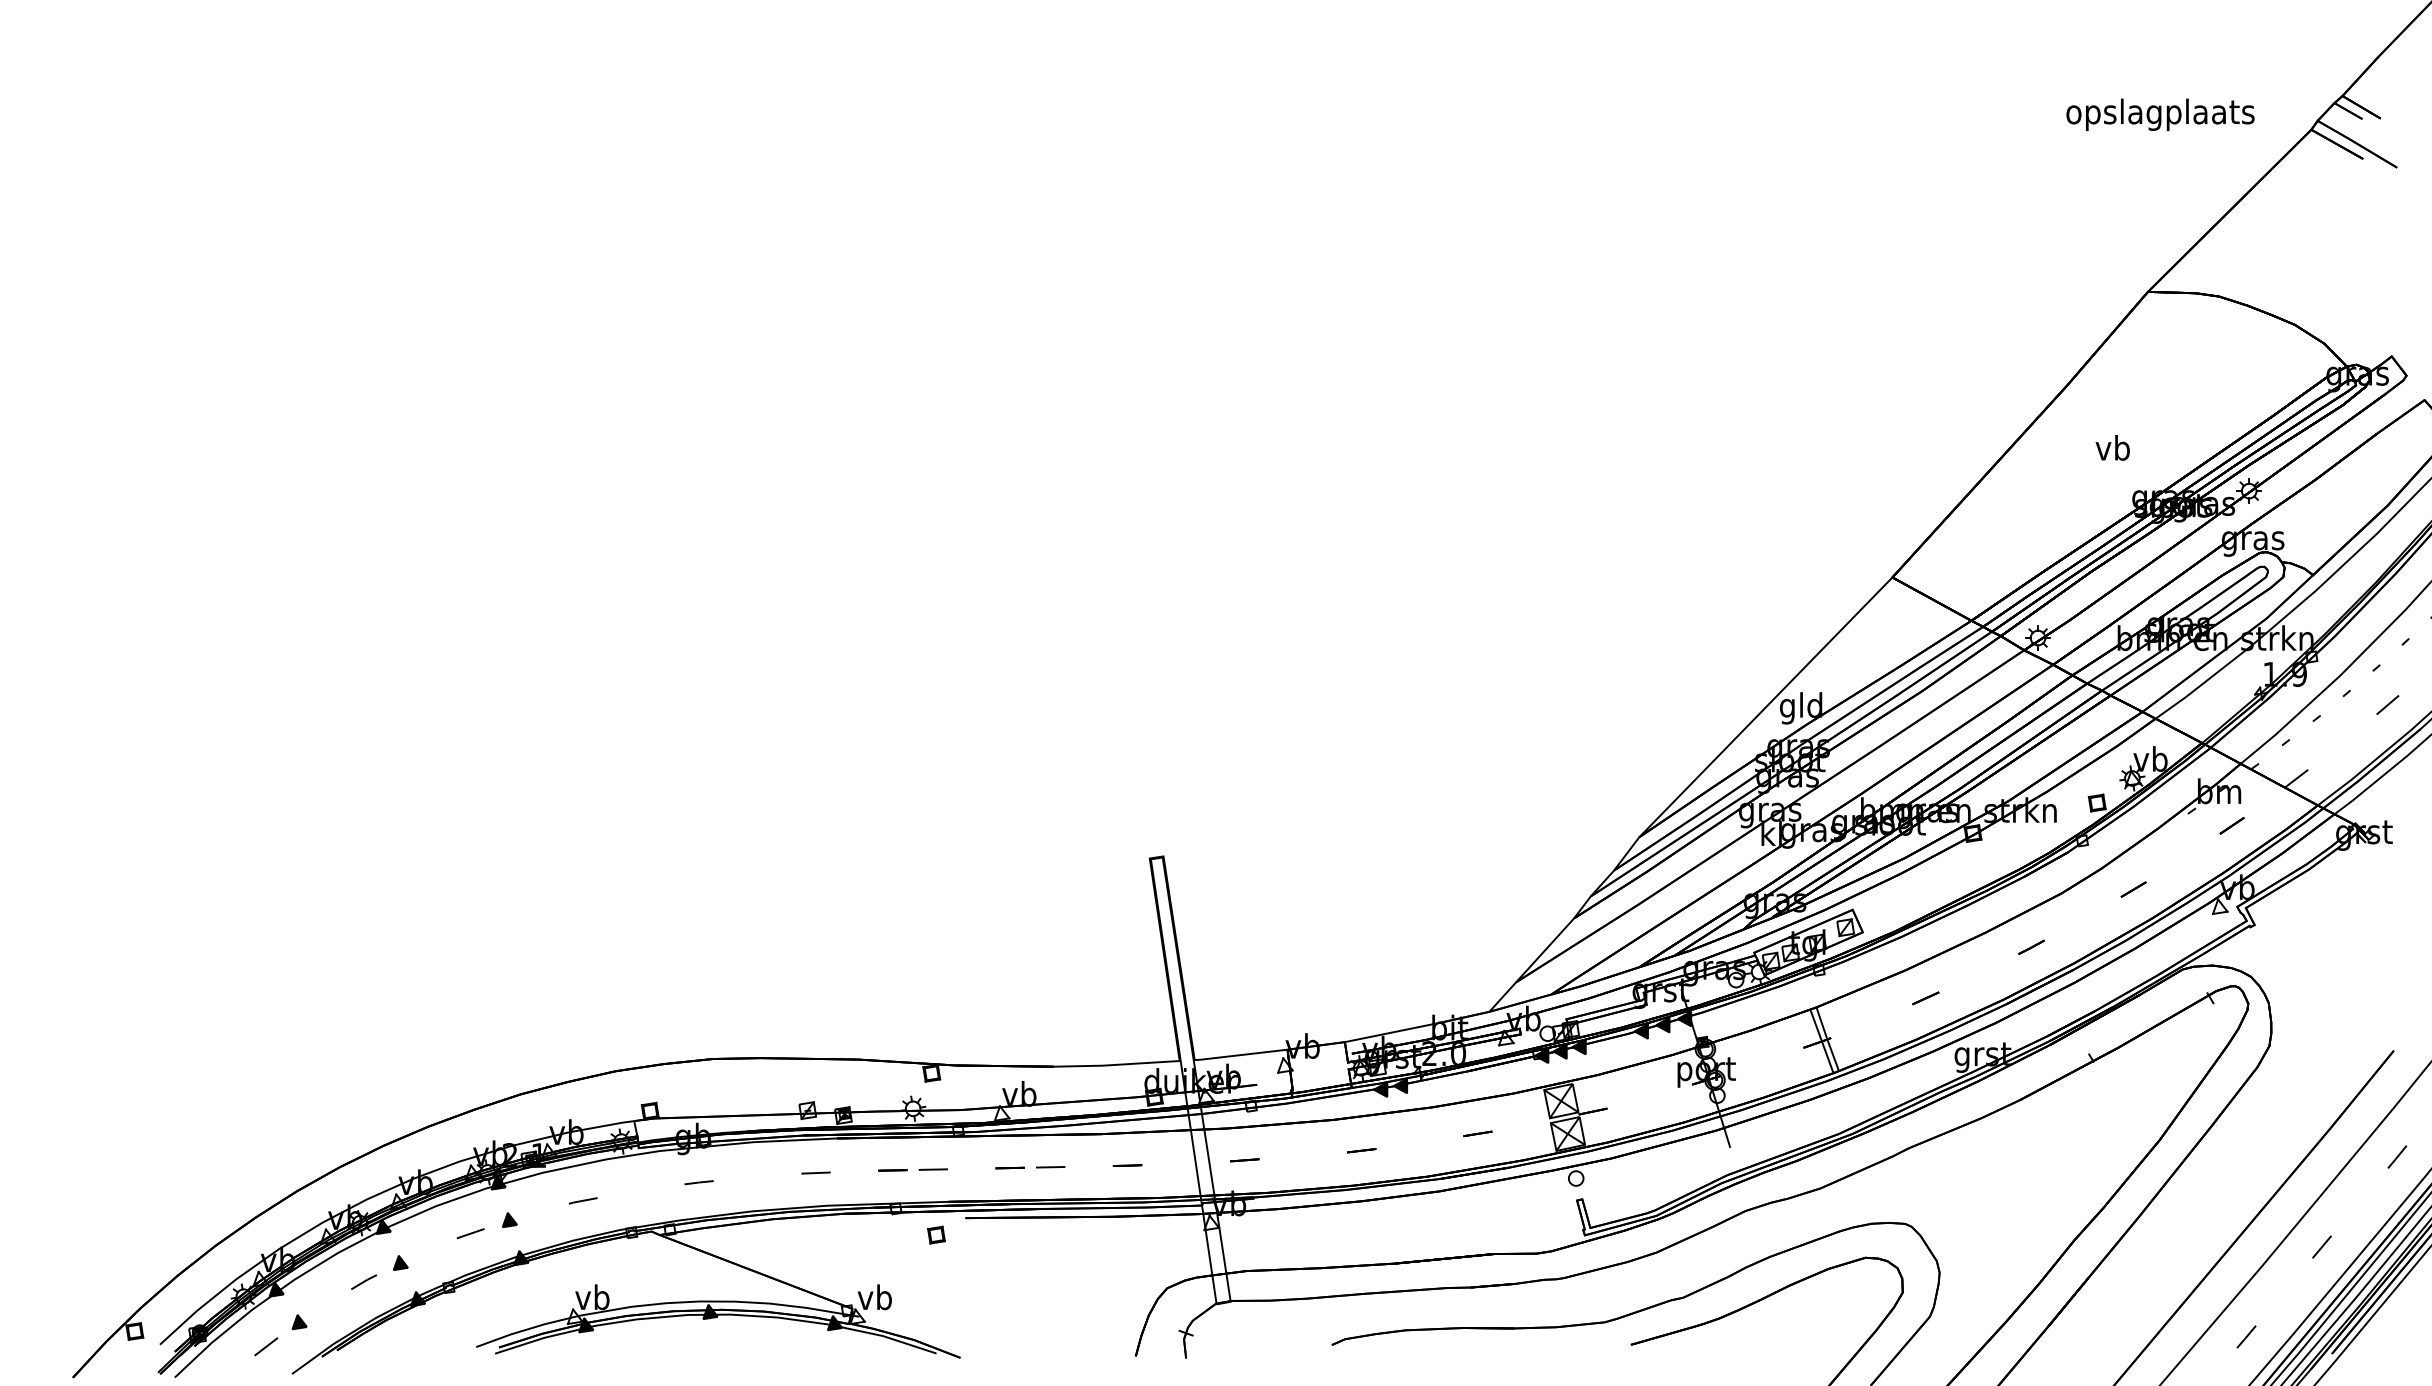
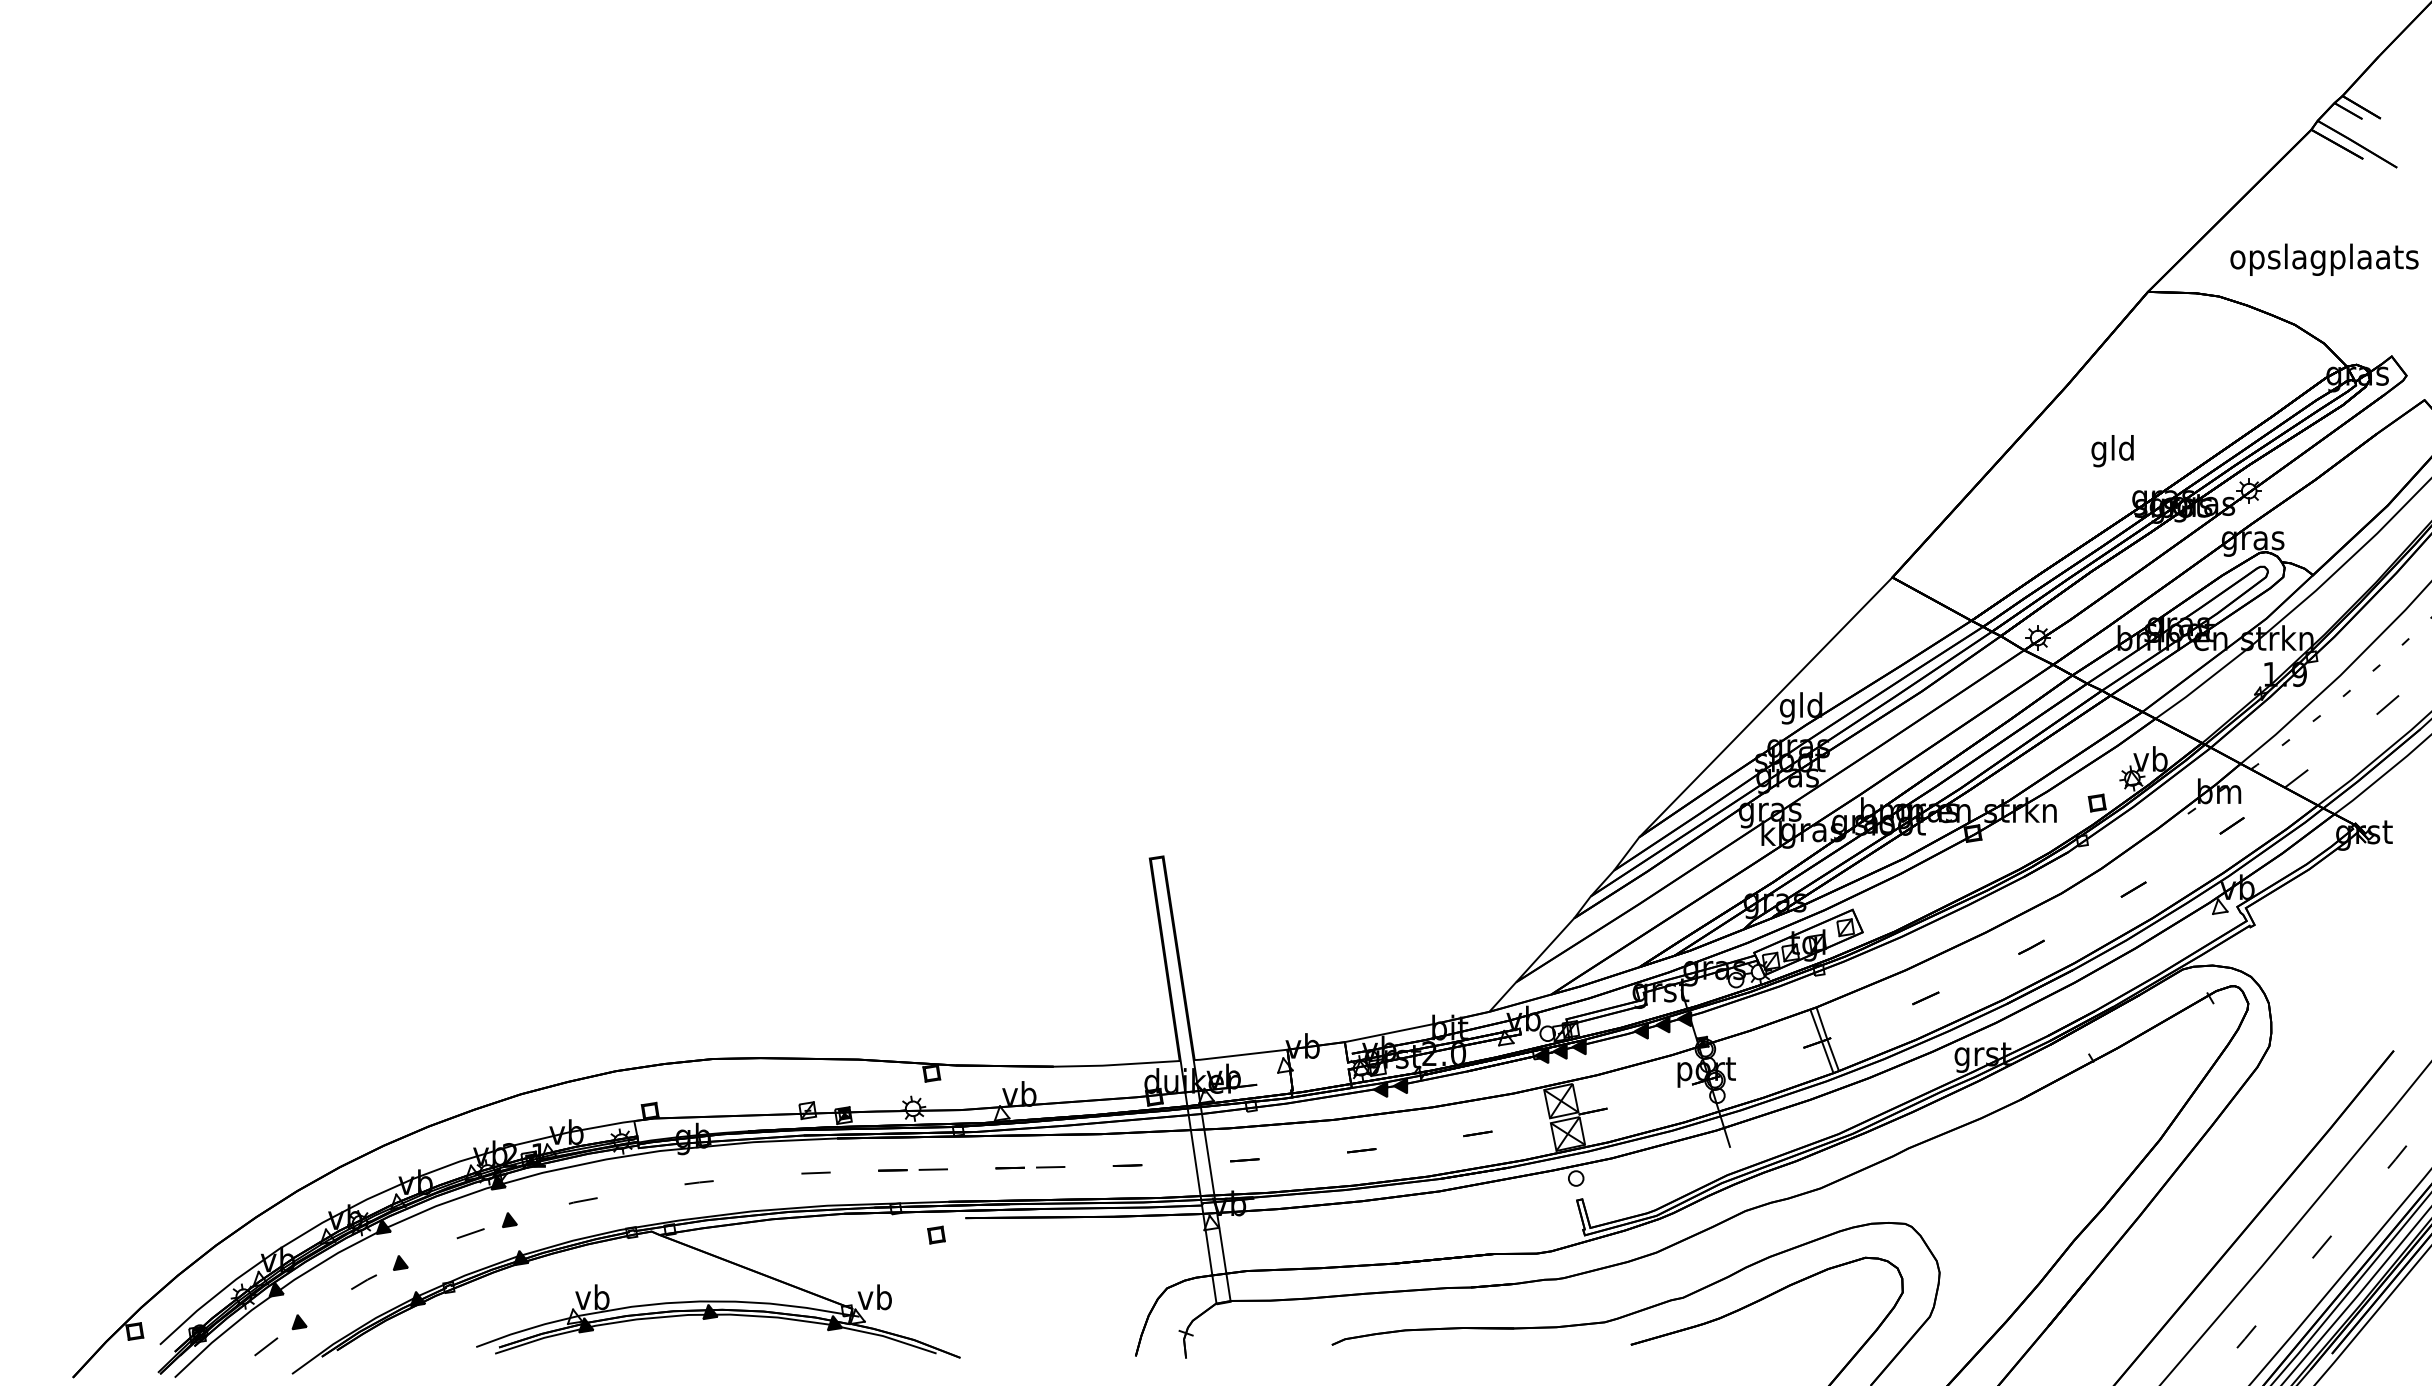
text position: (2160, 114) -> (2324, 259) (2324, 259)
text: vb -> gld (2112, 451)
